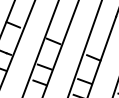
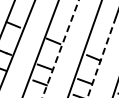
line: solid -> dashed (60, 48)
line: solid -> dashed (101, 57)
